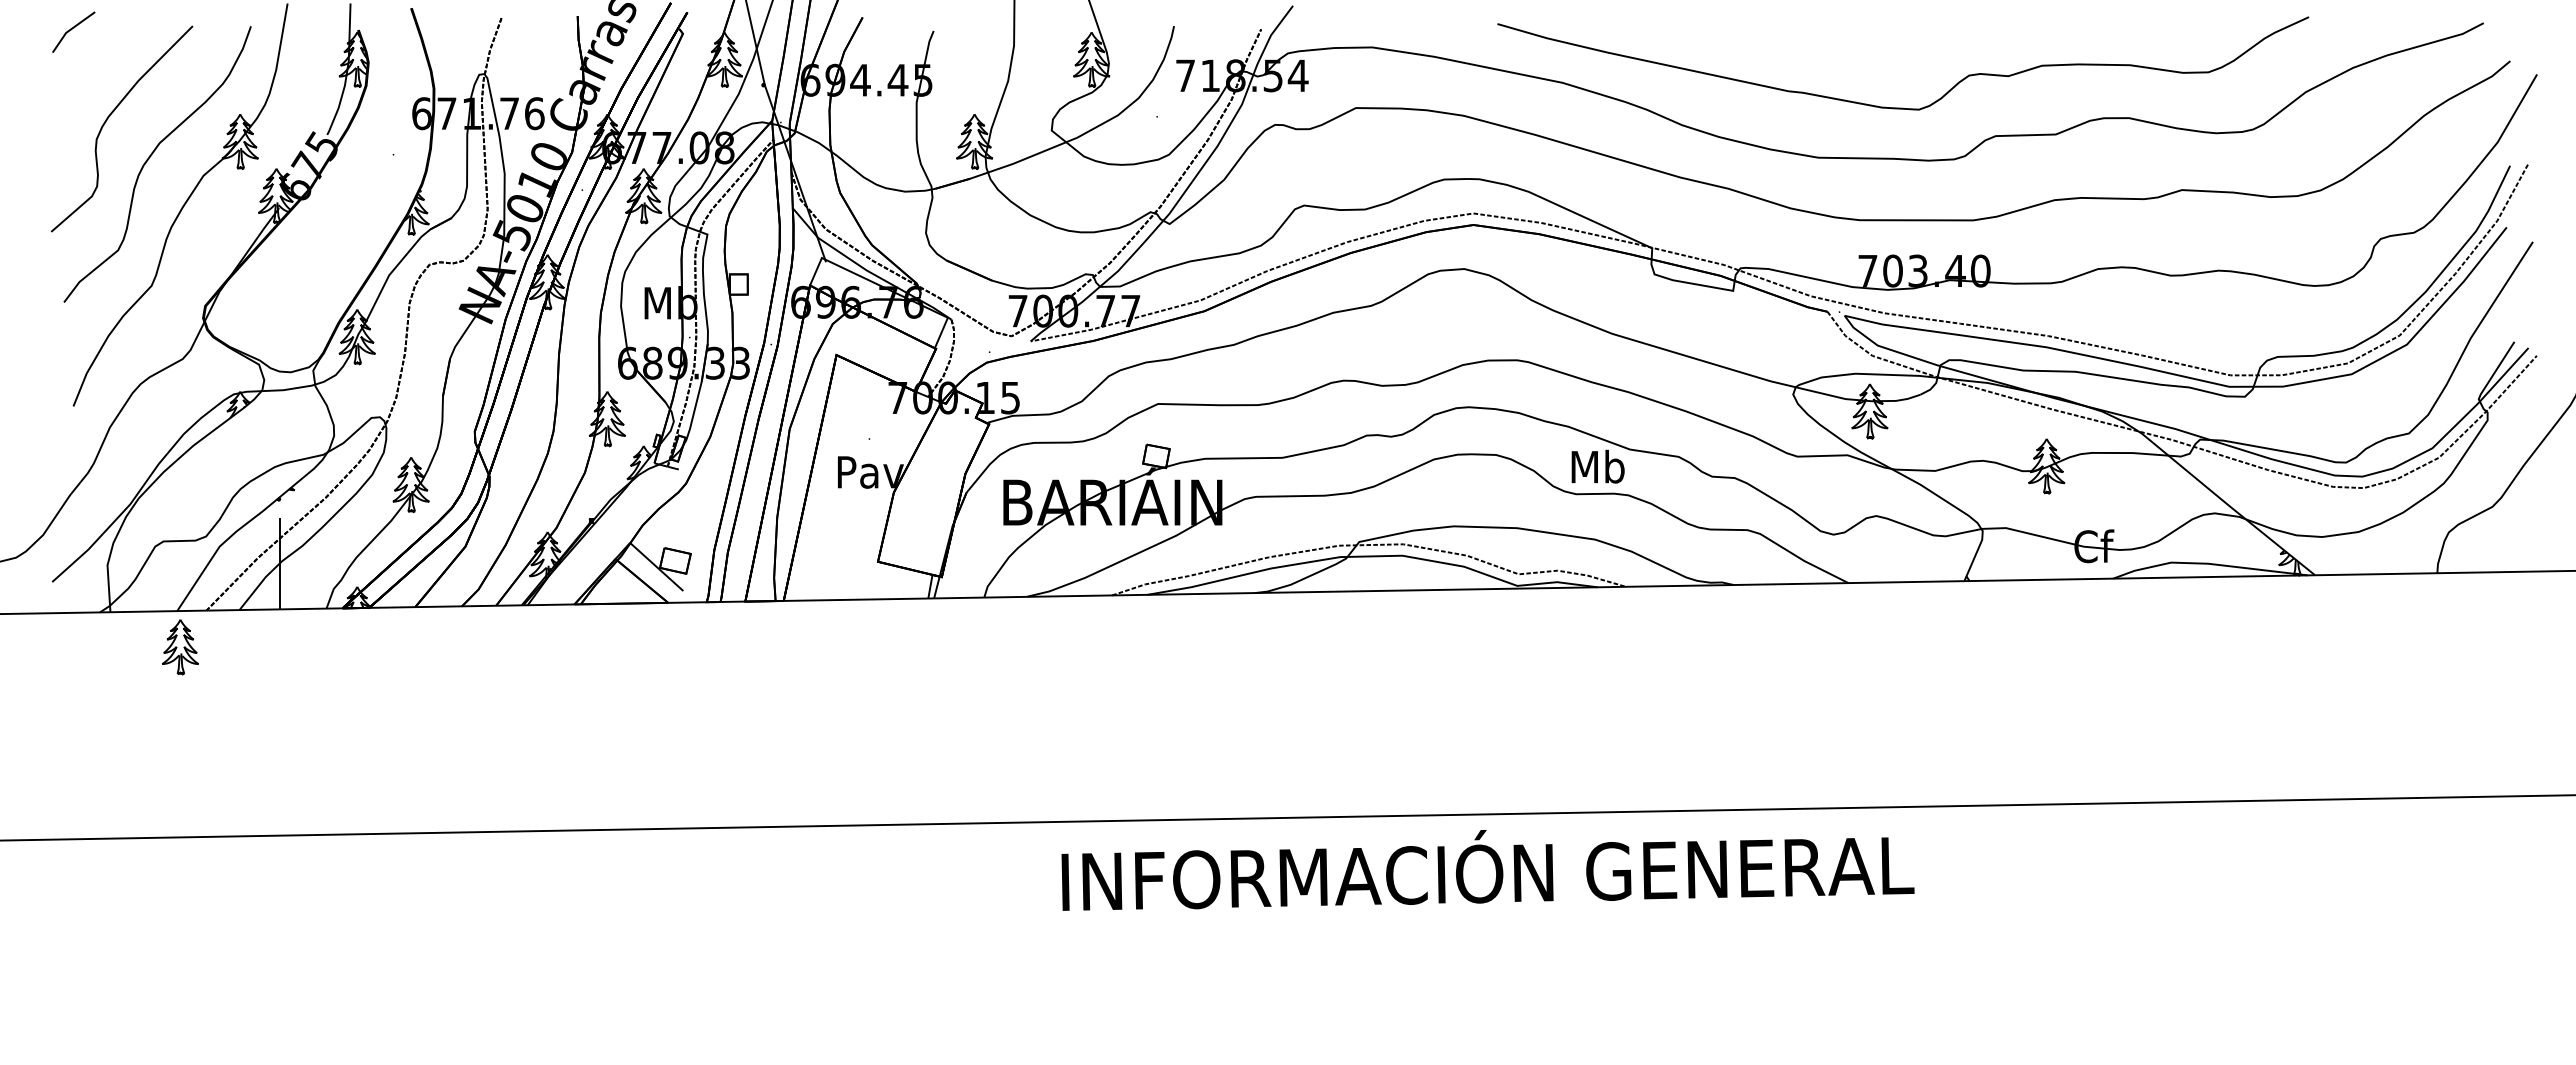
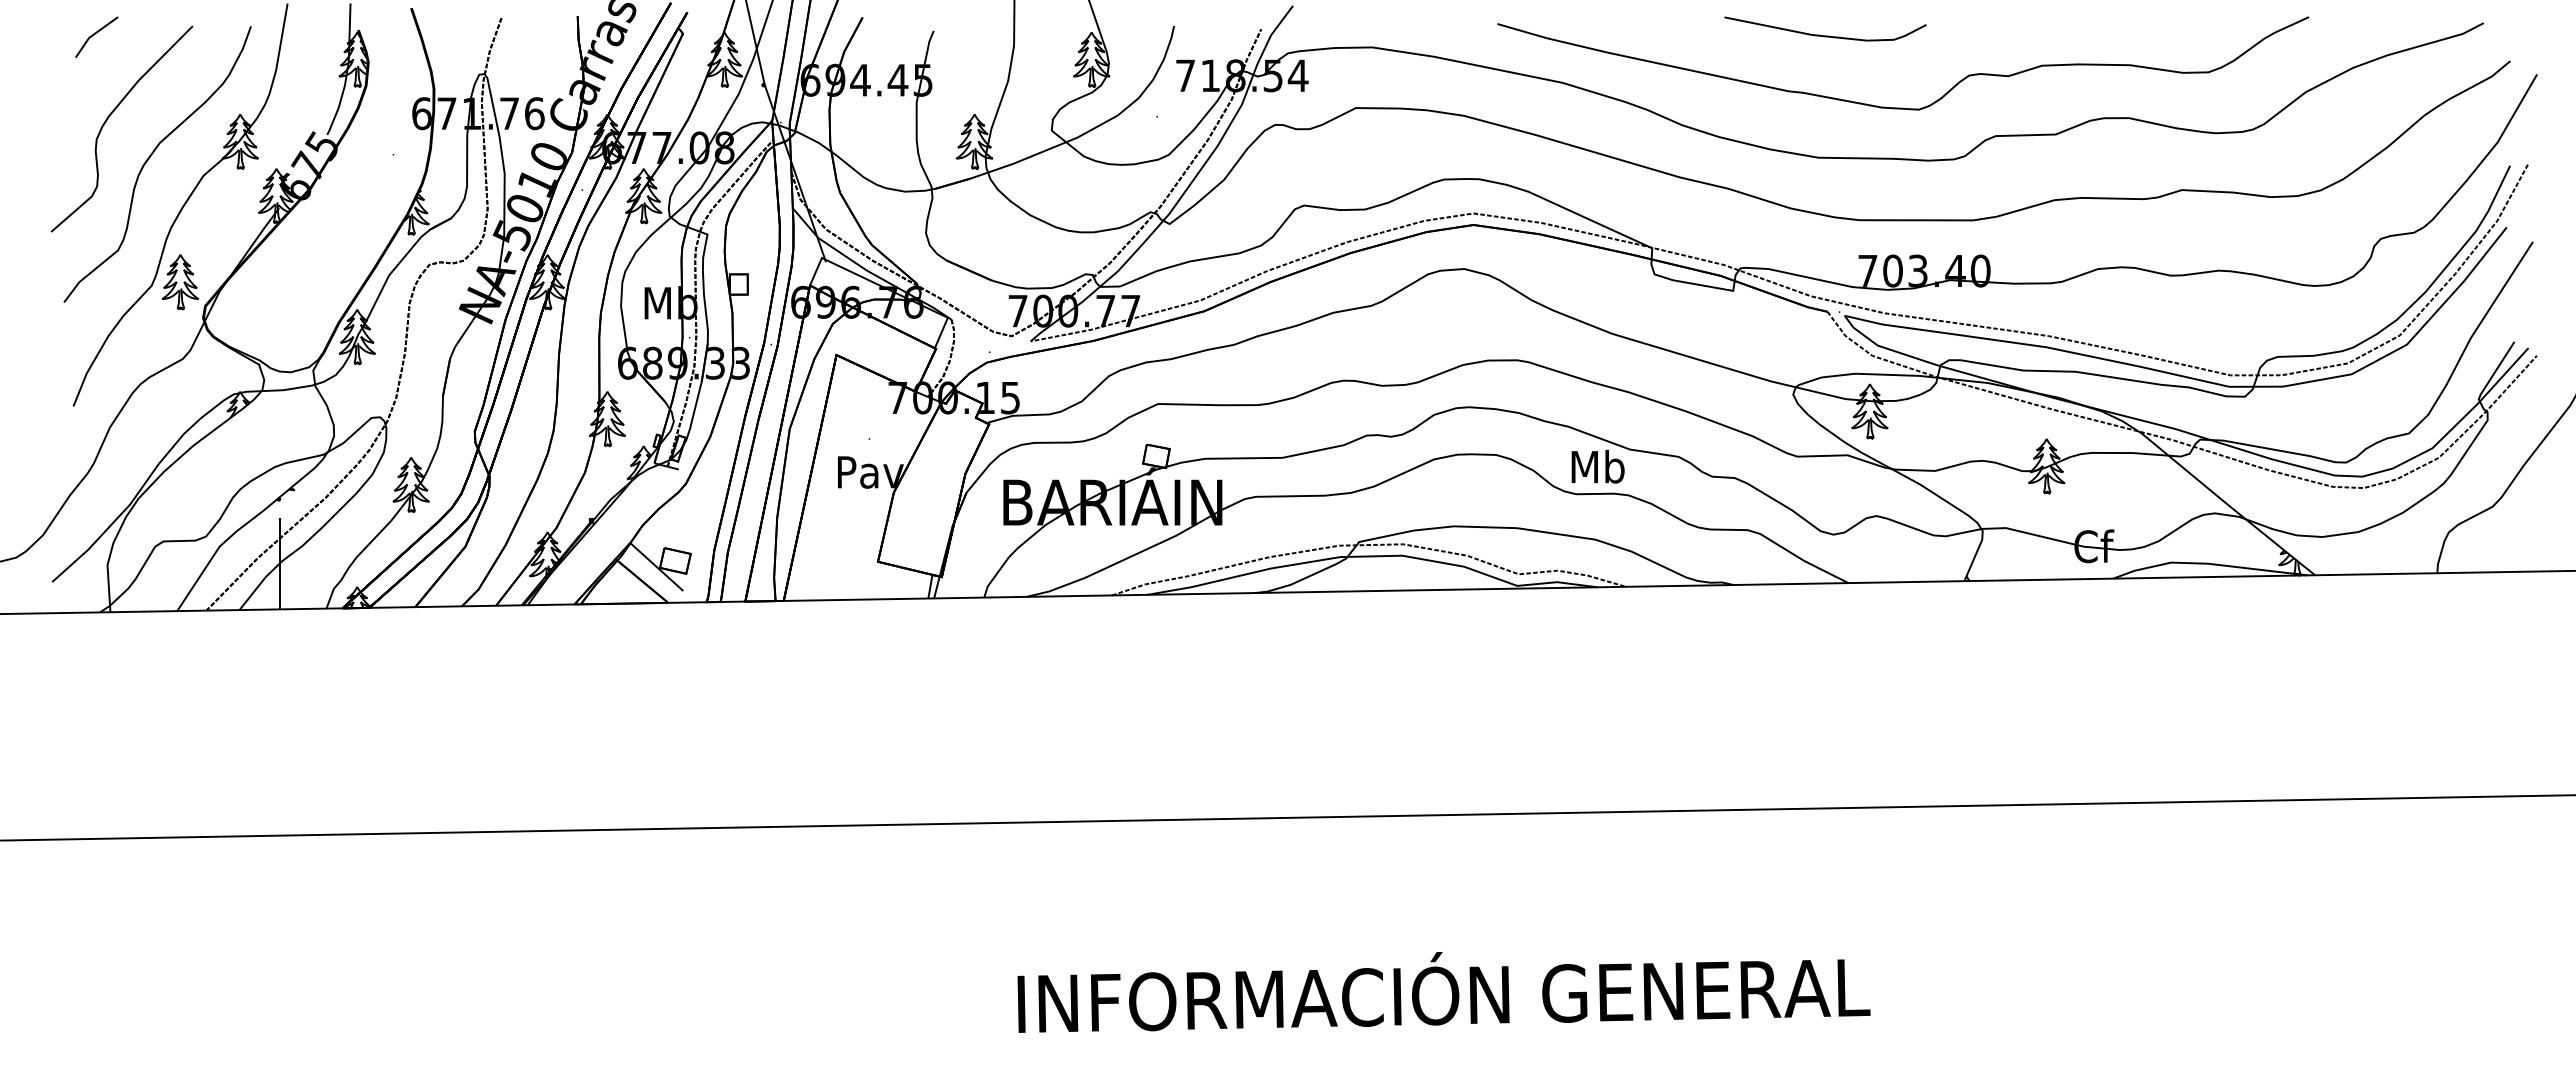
line position: (72, 29) -> (95, 34) (95, 34)
curve: none -> present (1825, 35)
part position: (180, 647) -> (180, 282) (180, 282)
text position: (1487, 870) -> (1443, 992) (1443, 992)
